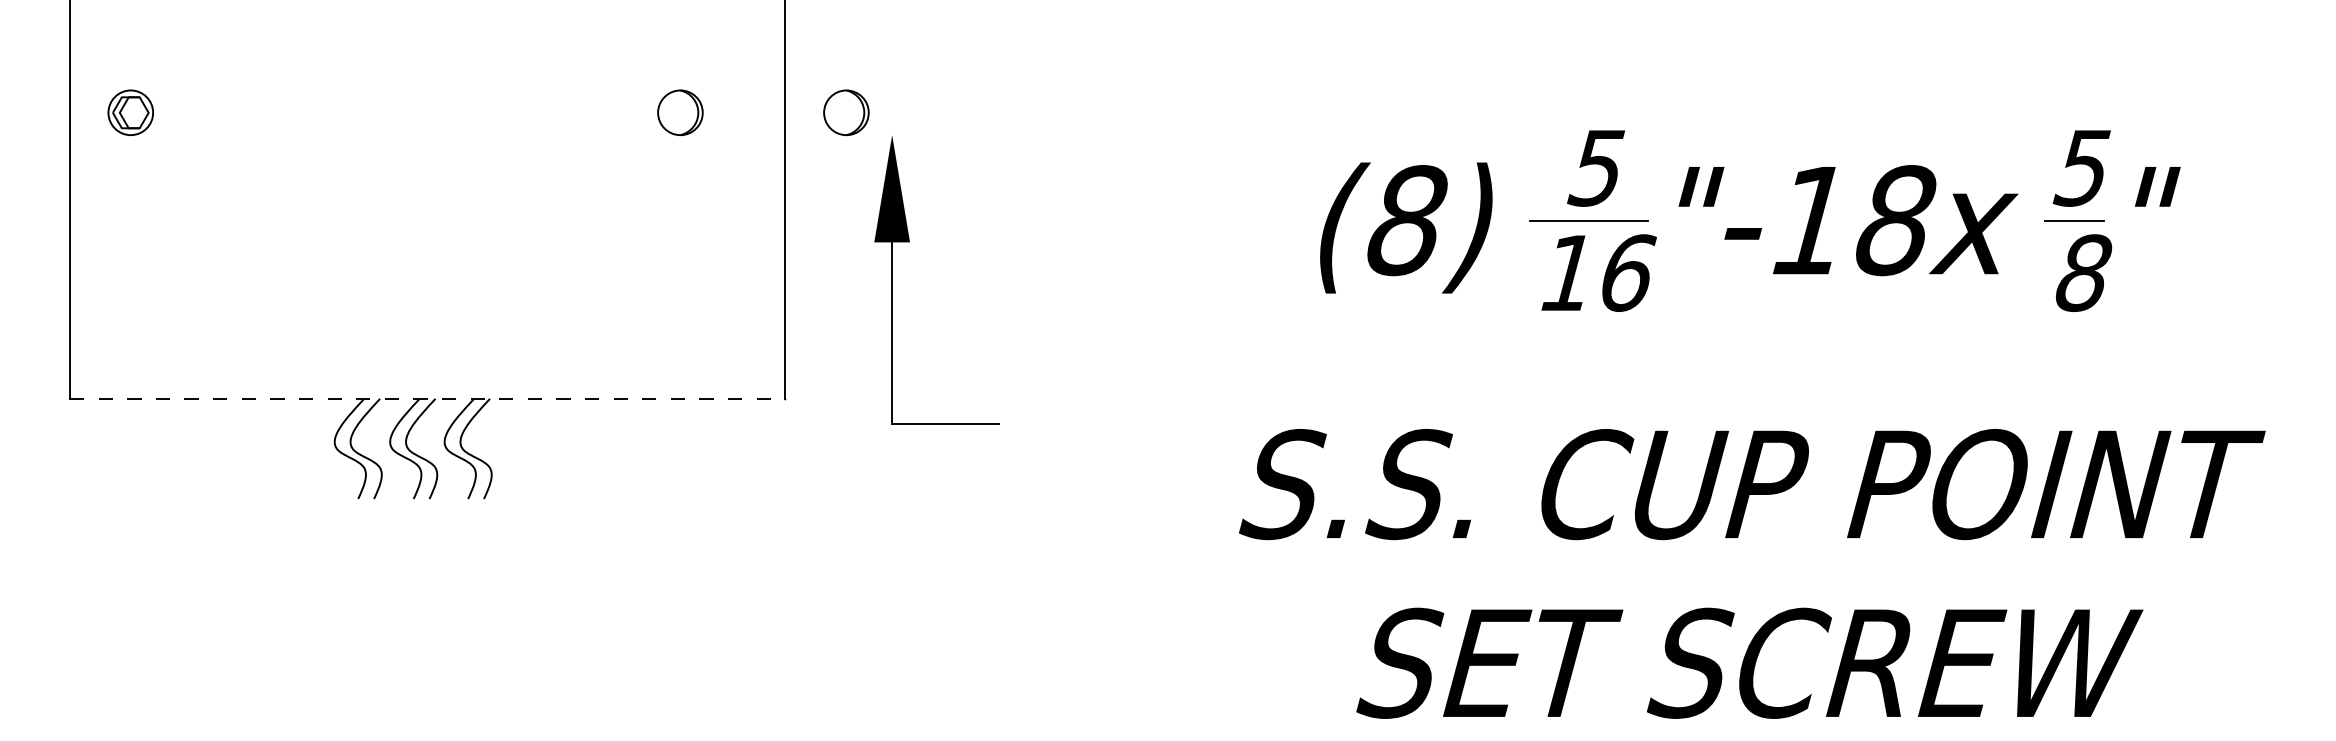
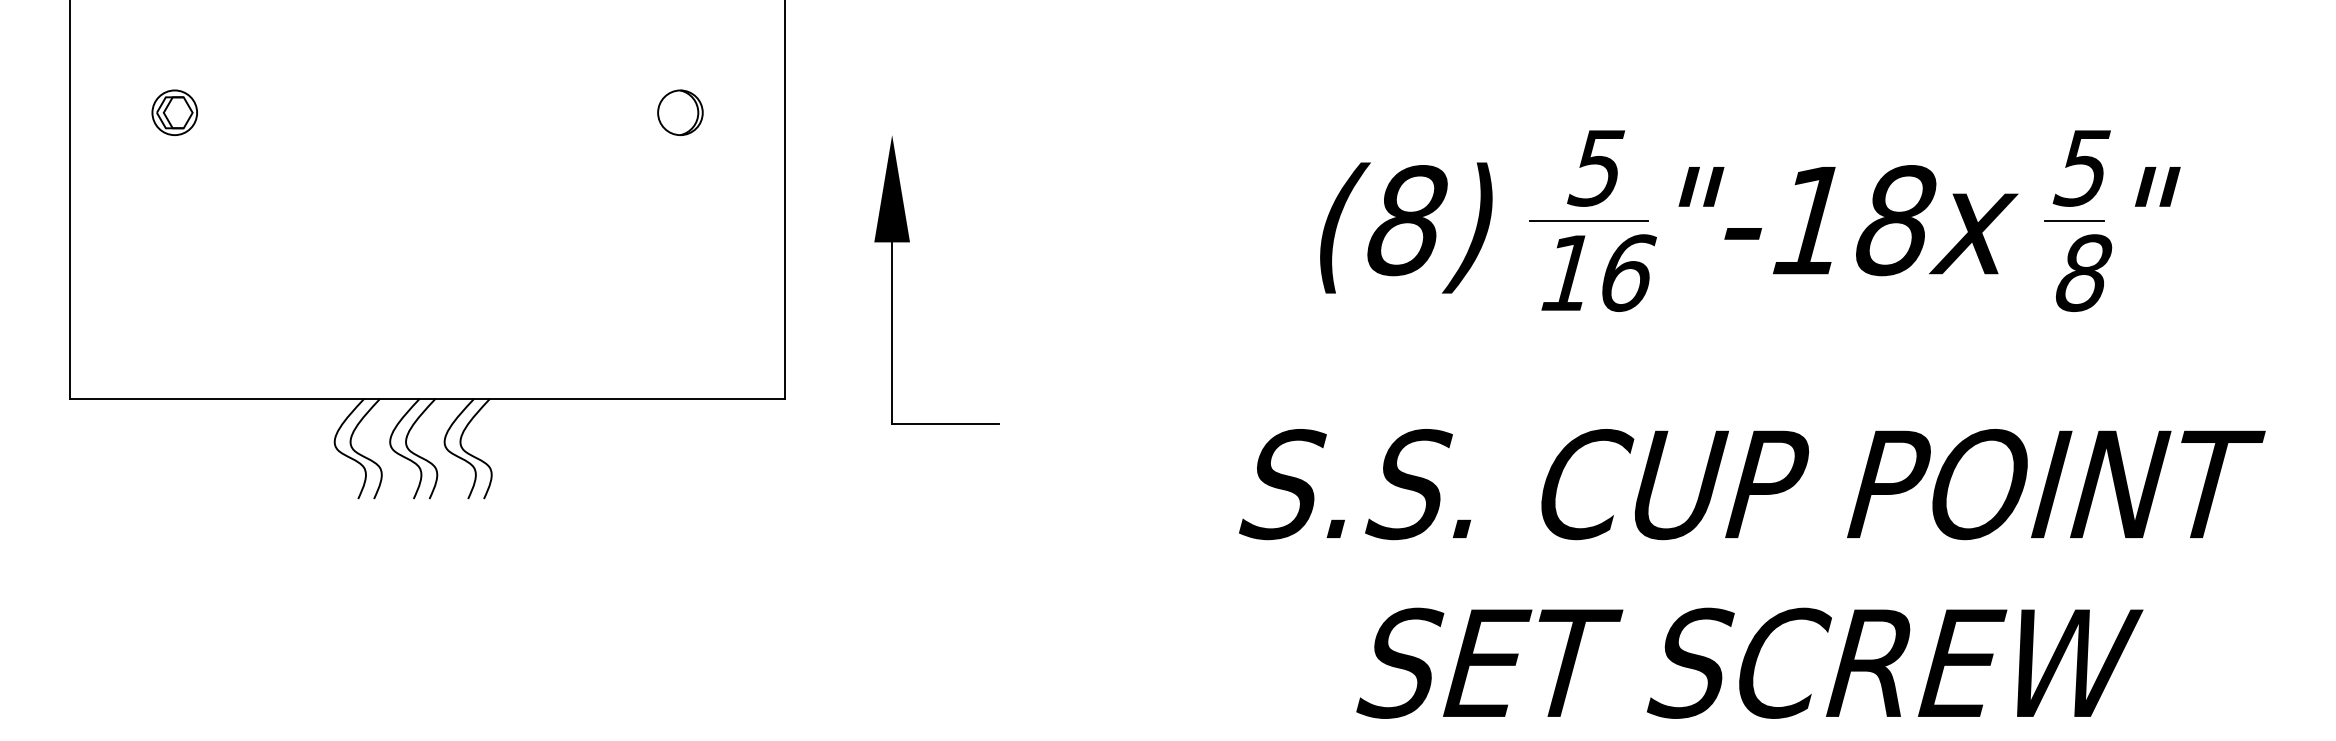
part position: (130, 112) -> (174, 112) (174, 112)
part: present -> none (846, 112)
line: dashed -> solid (427, 398)
